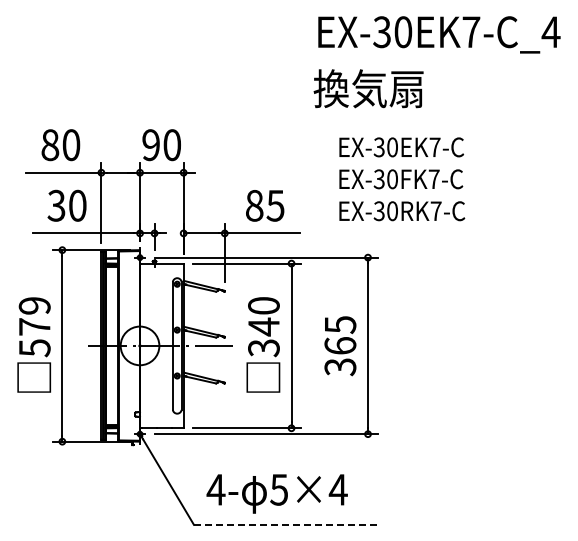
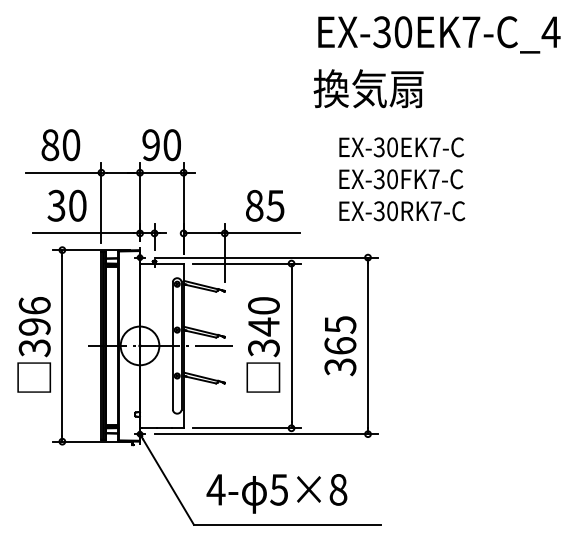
text: 579 -> 396 (34, 326)
text: 5×4 -> 5×8 (337, 489)
line: dashed -> solid (287, 524)
